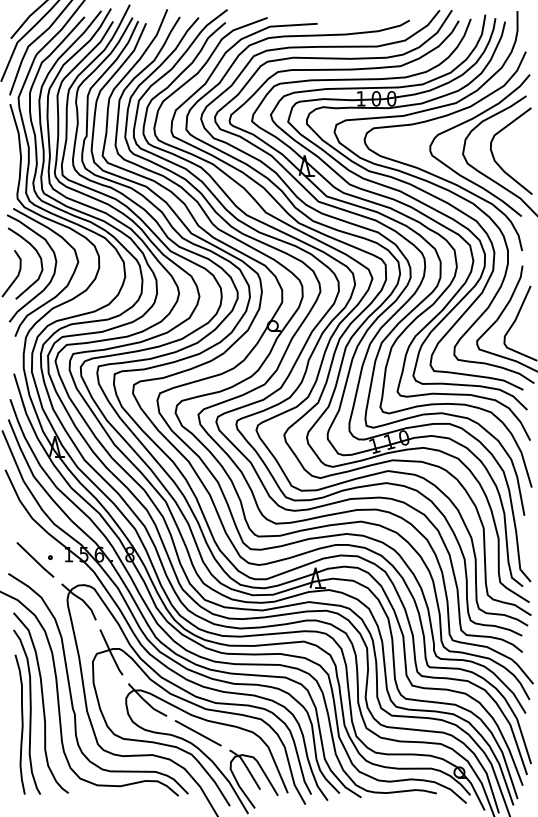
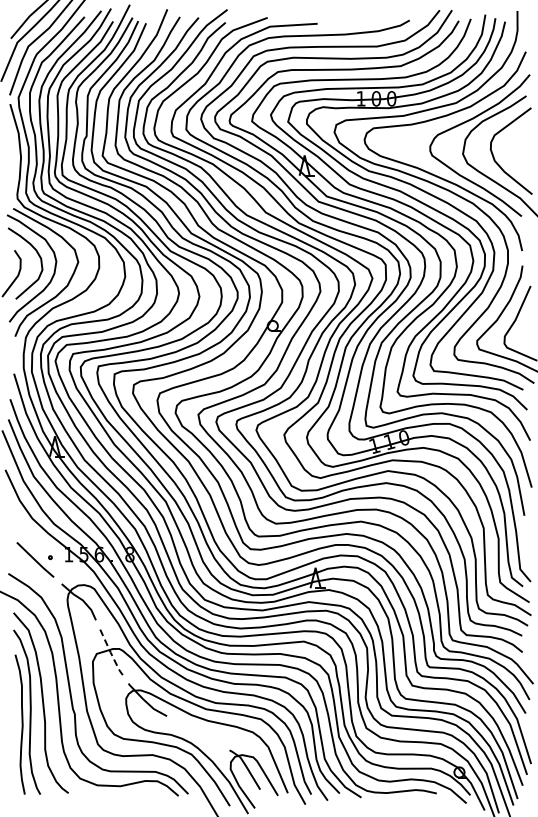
line: solid -> dashed (111, 653)
line: present -> none (197, 733)
